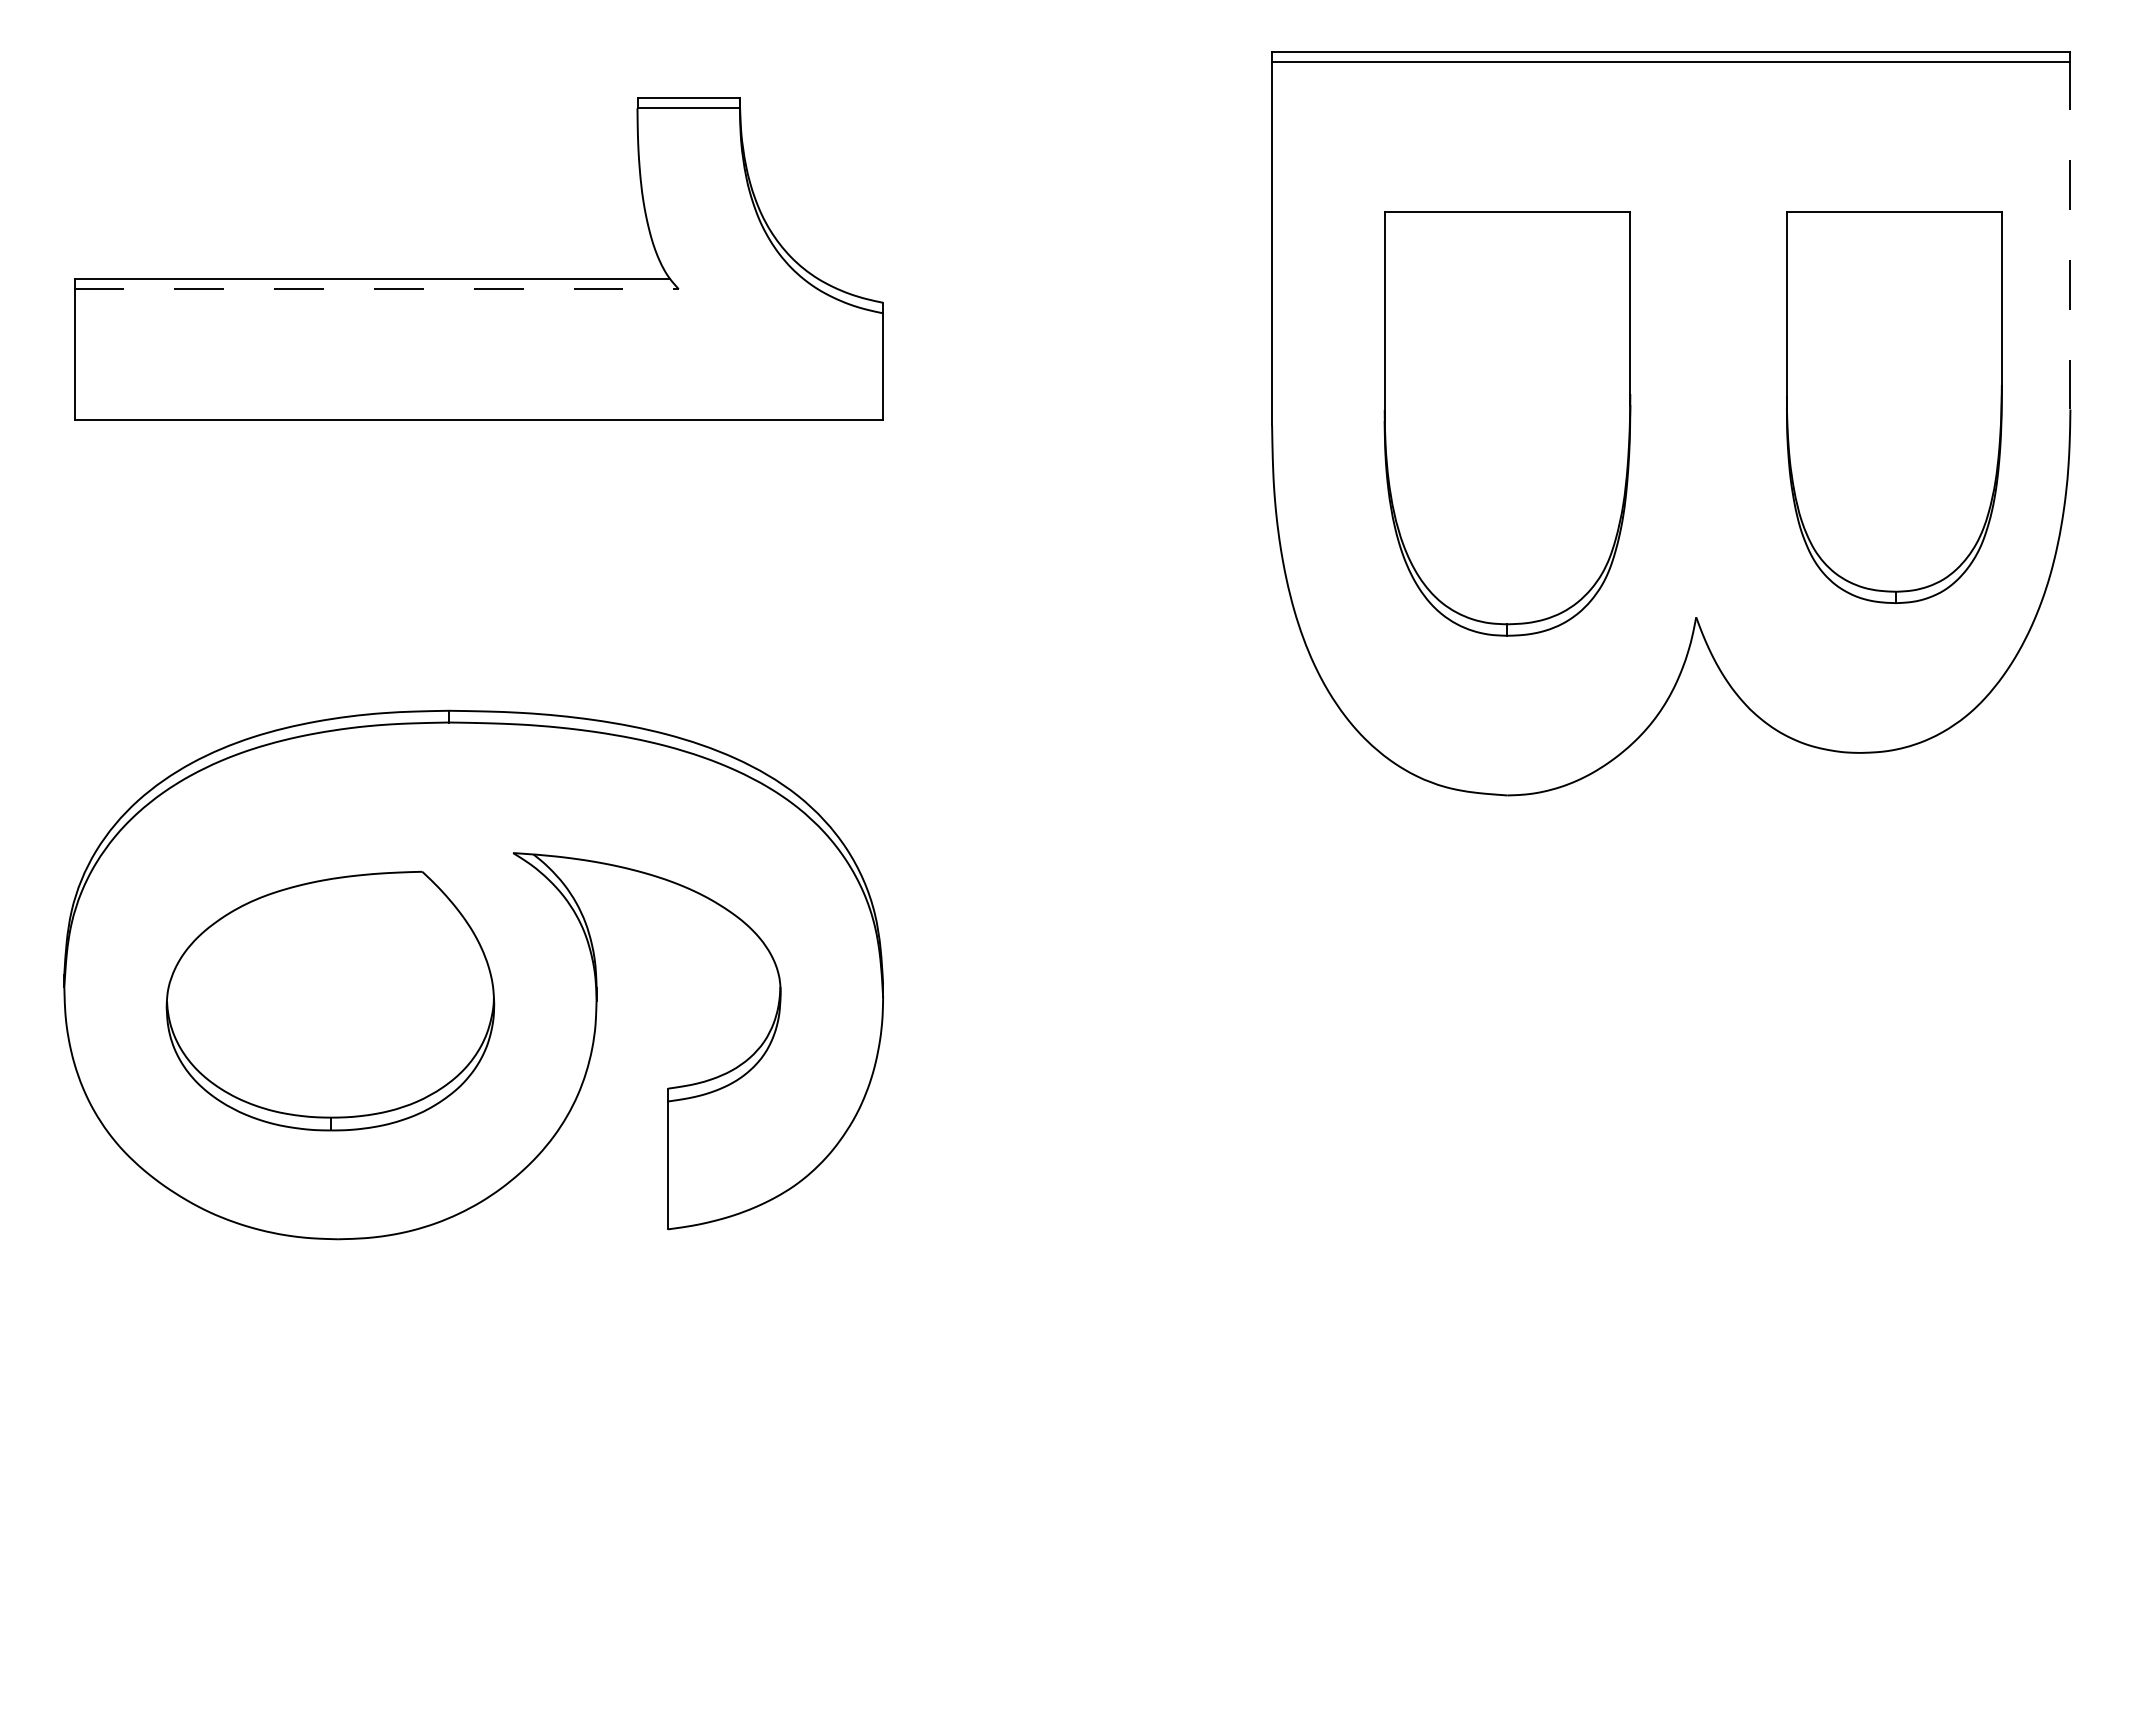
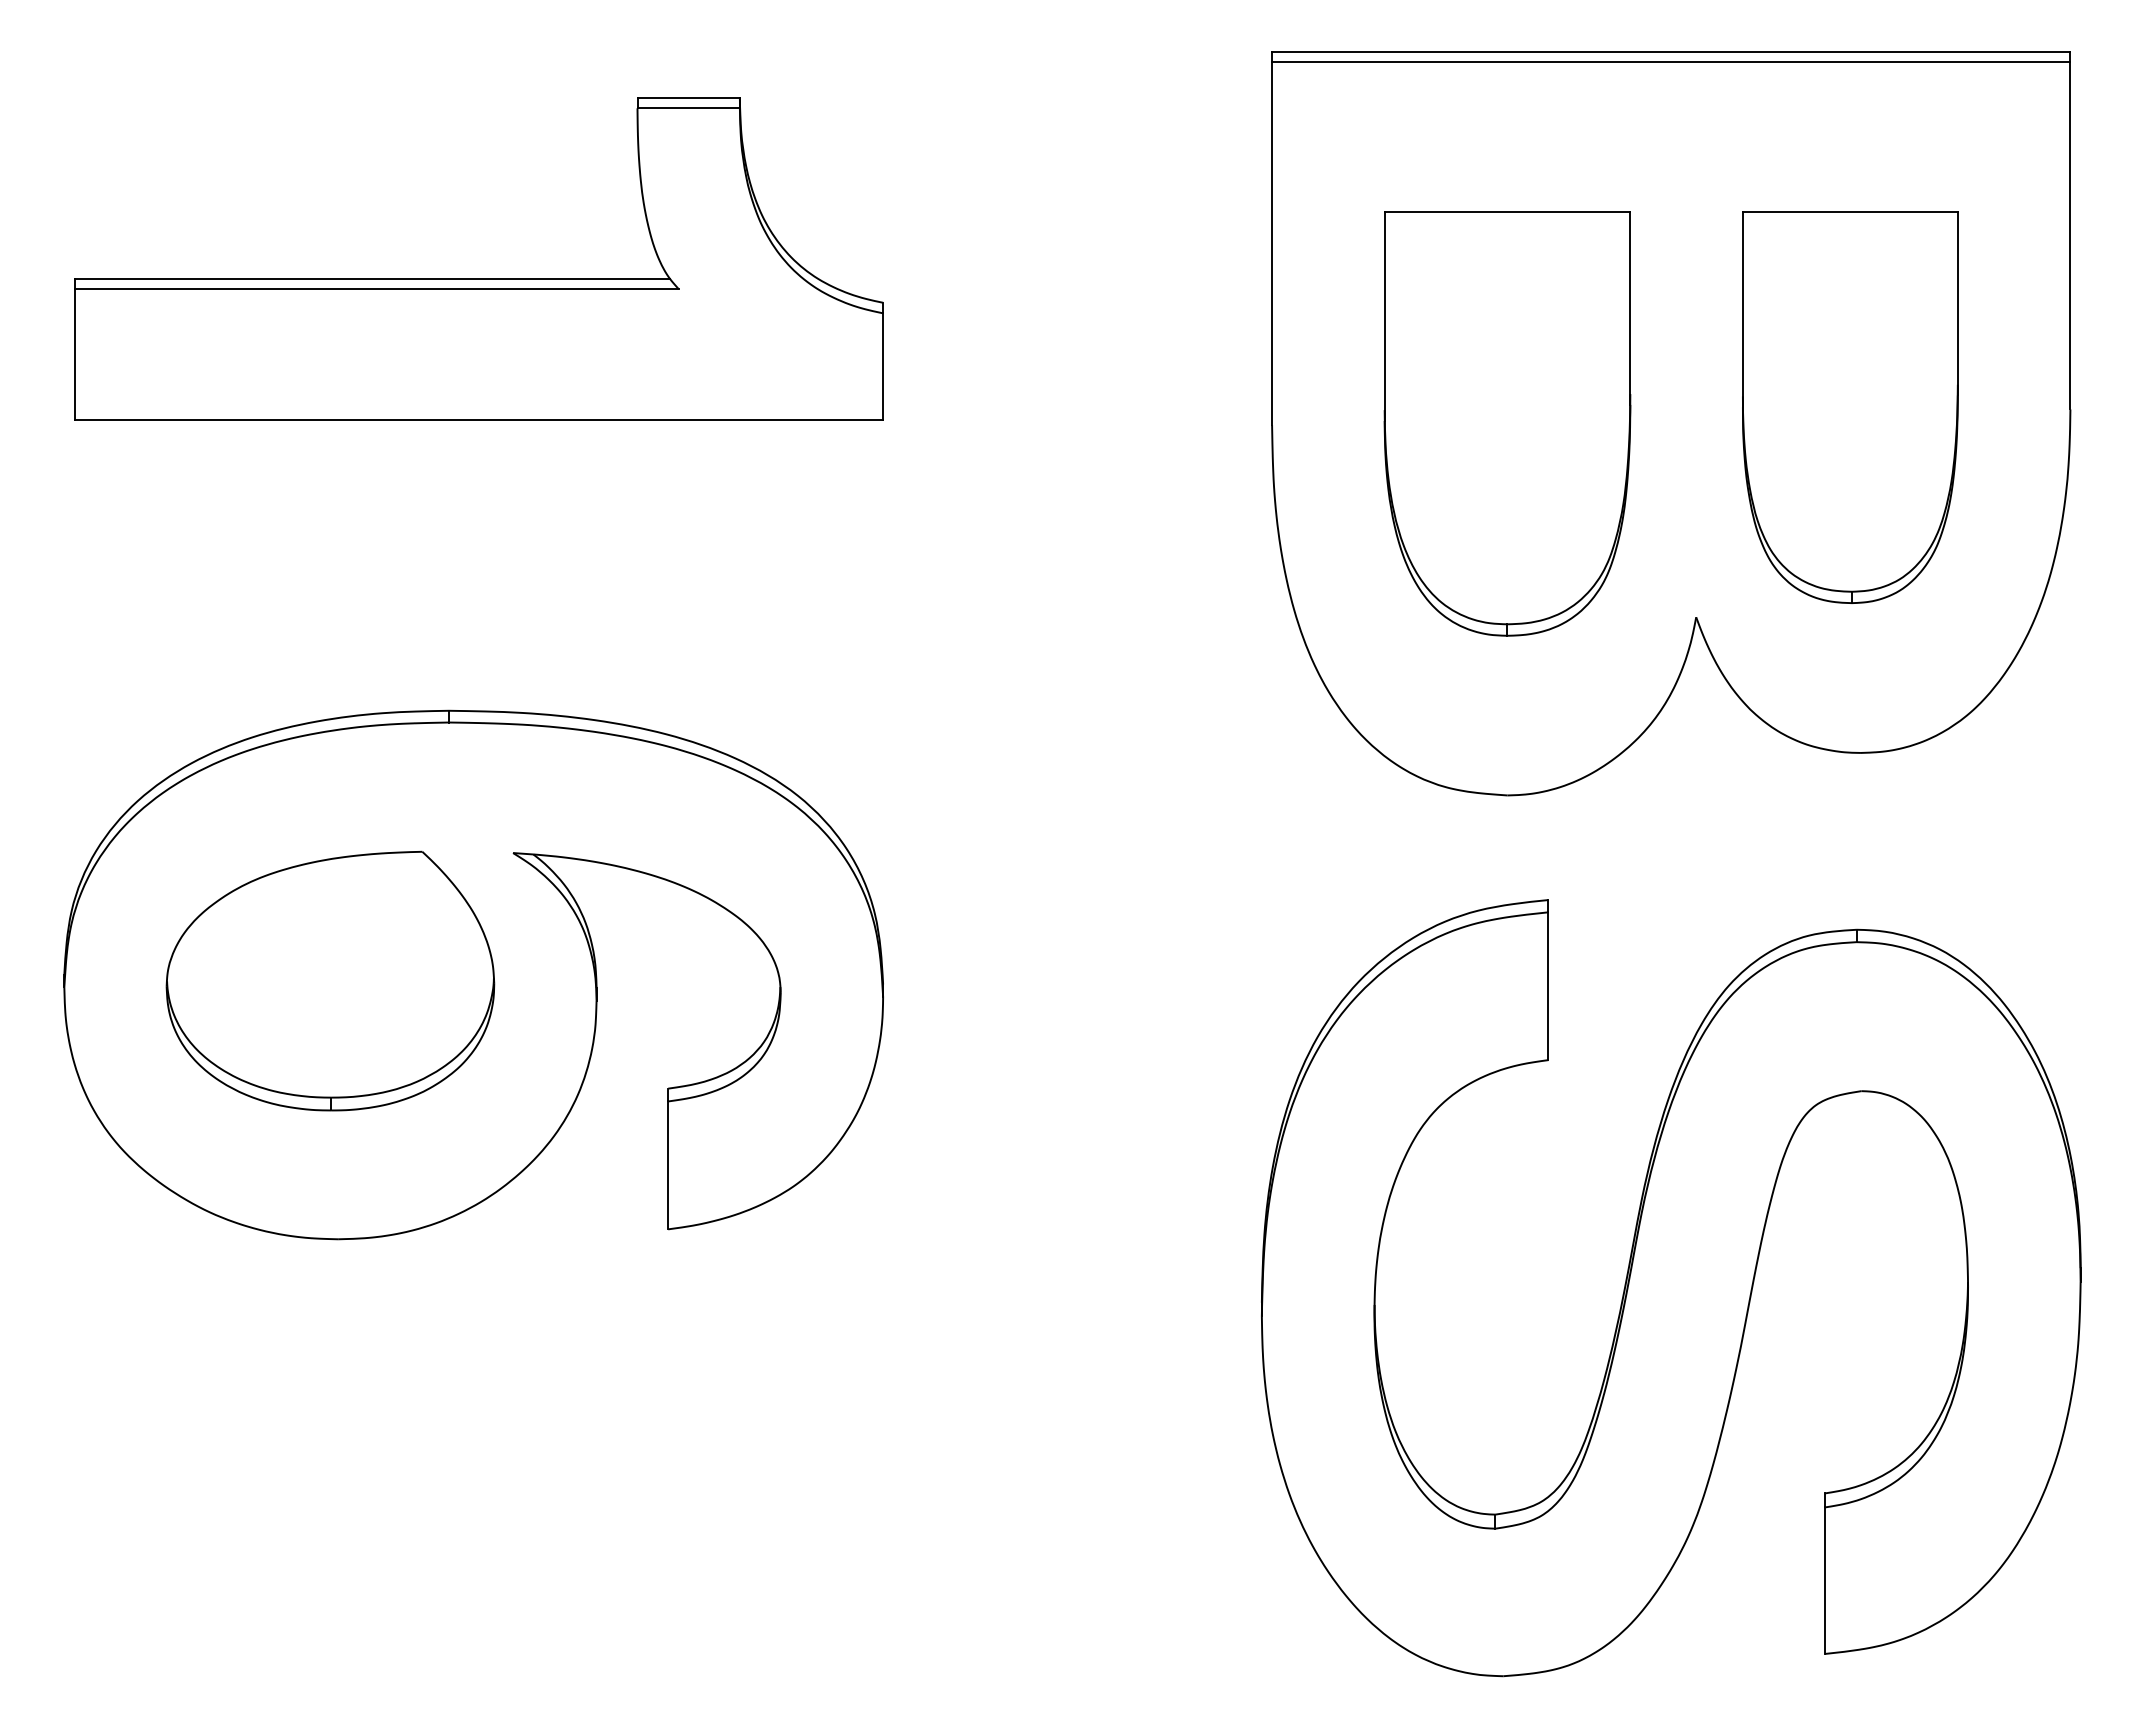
line: dashed -> solid (2070, 235)
line: dashed -> solid (377, 289)
part position: (1894, 407) -> (1850, 407) (1850, 407)
part position: (330, 1000) -> (330, 980) (330, 980)
part: none -> present (1671, 1288)
